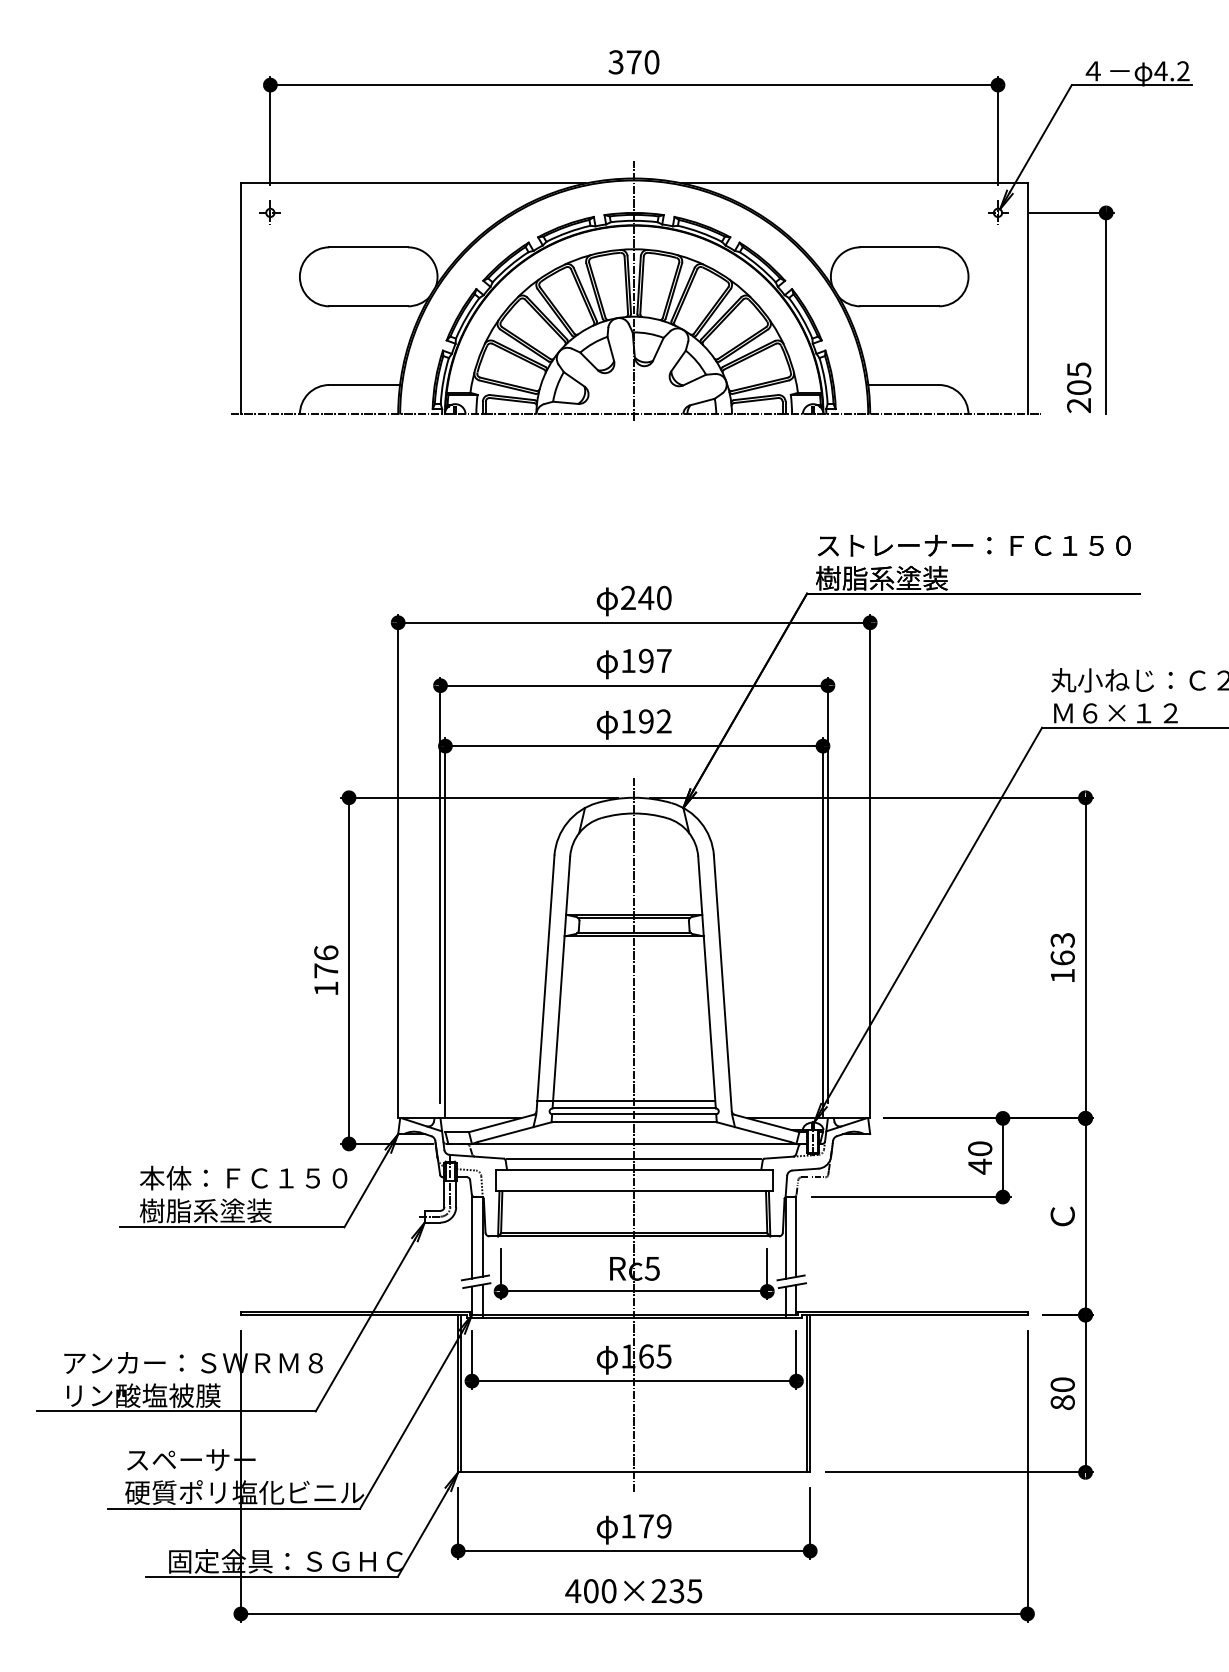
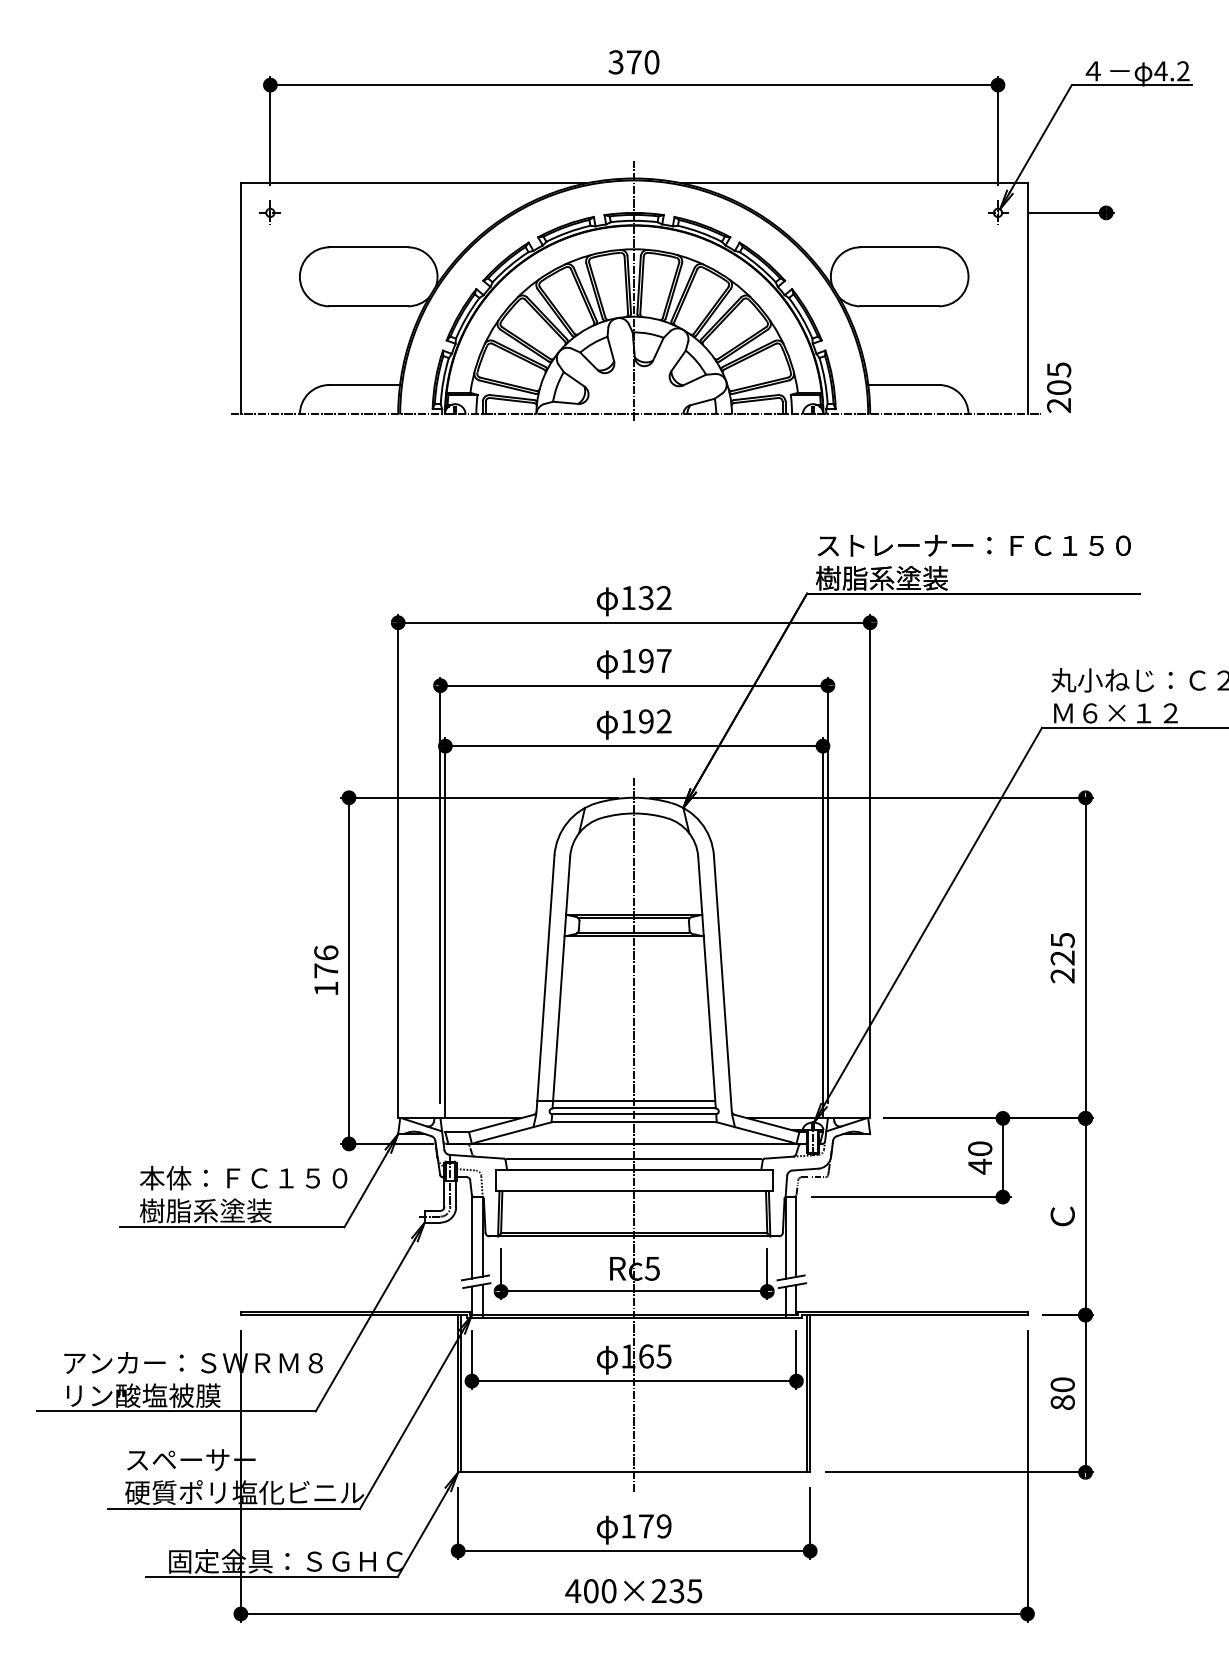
line: present -> none (1106, 313)
text position: (1079, 387) -> (1059, 387) (1059, 387)
text: 240 -> 132 (646, 597)
text: 163 -> 225 (1062, 958)
